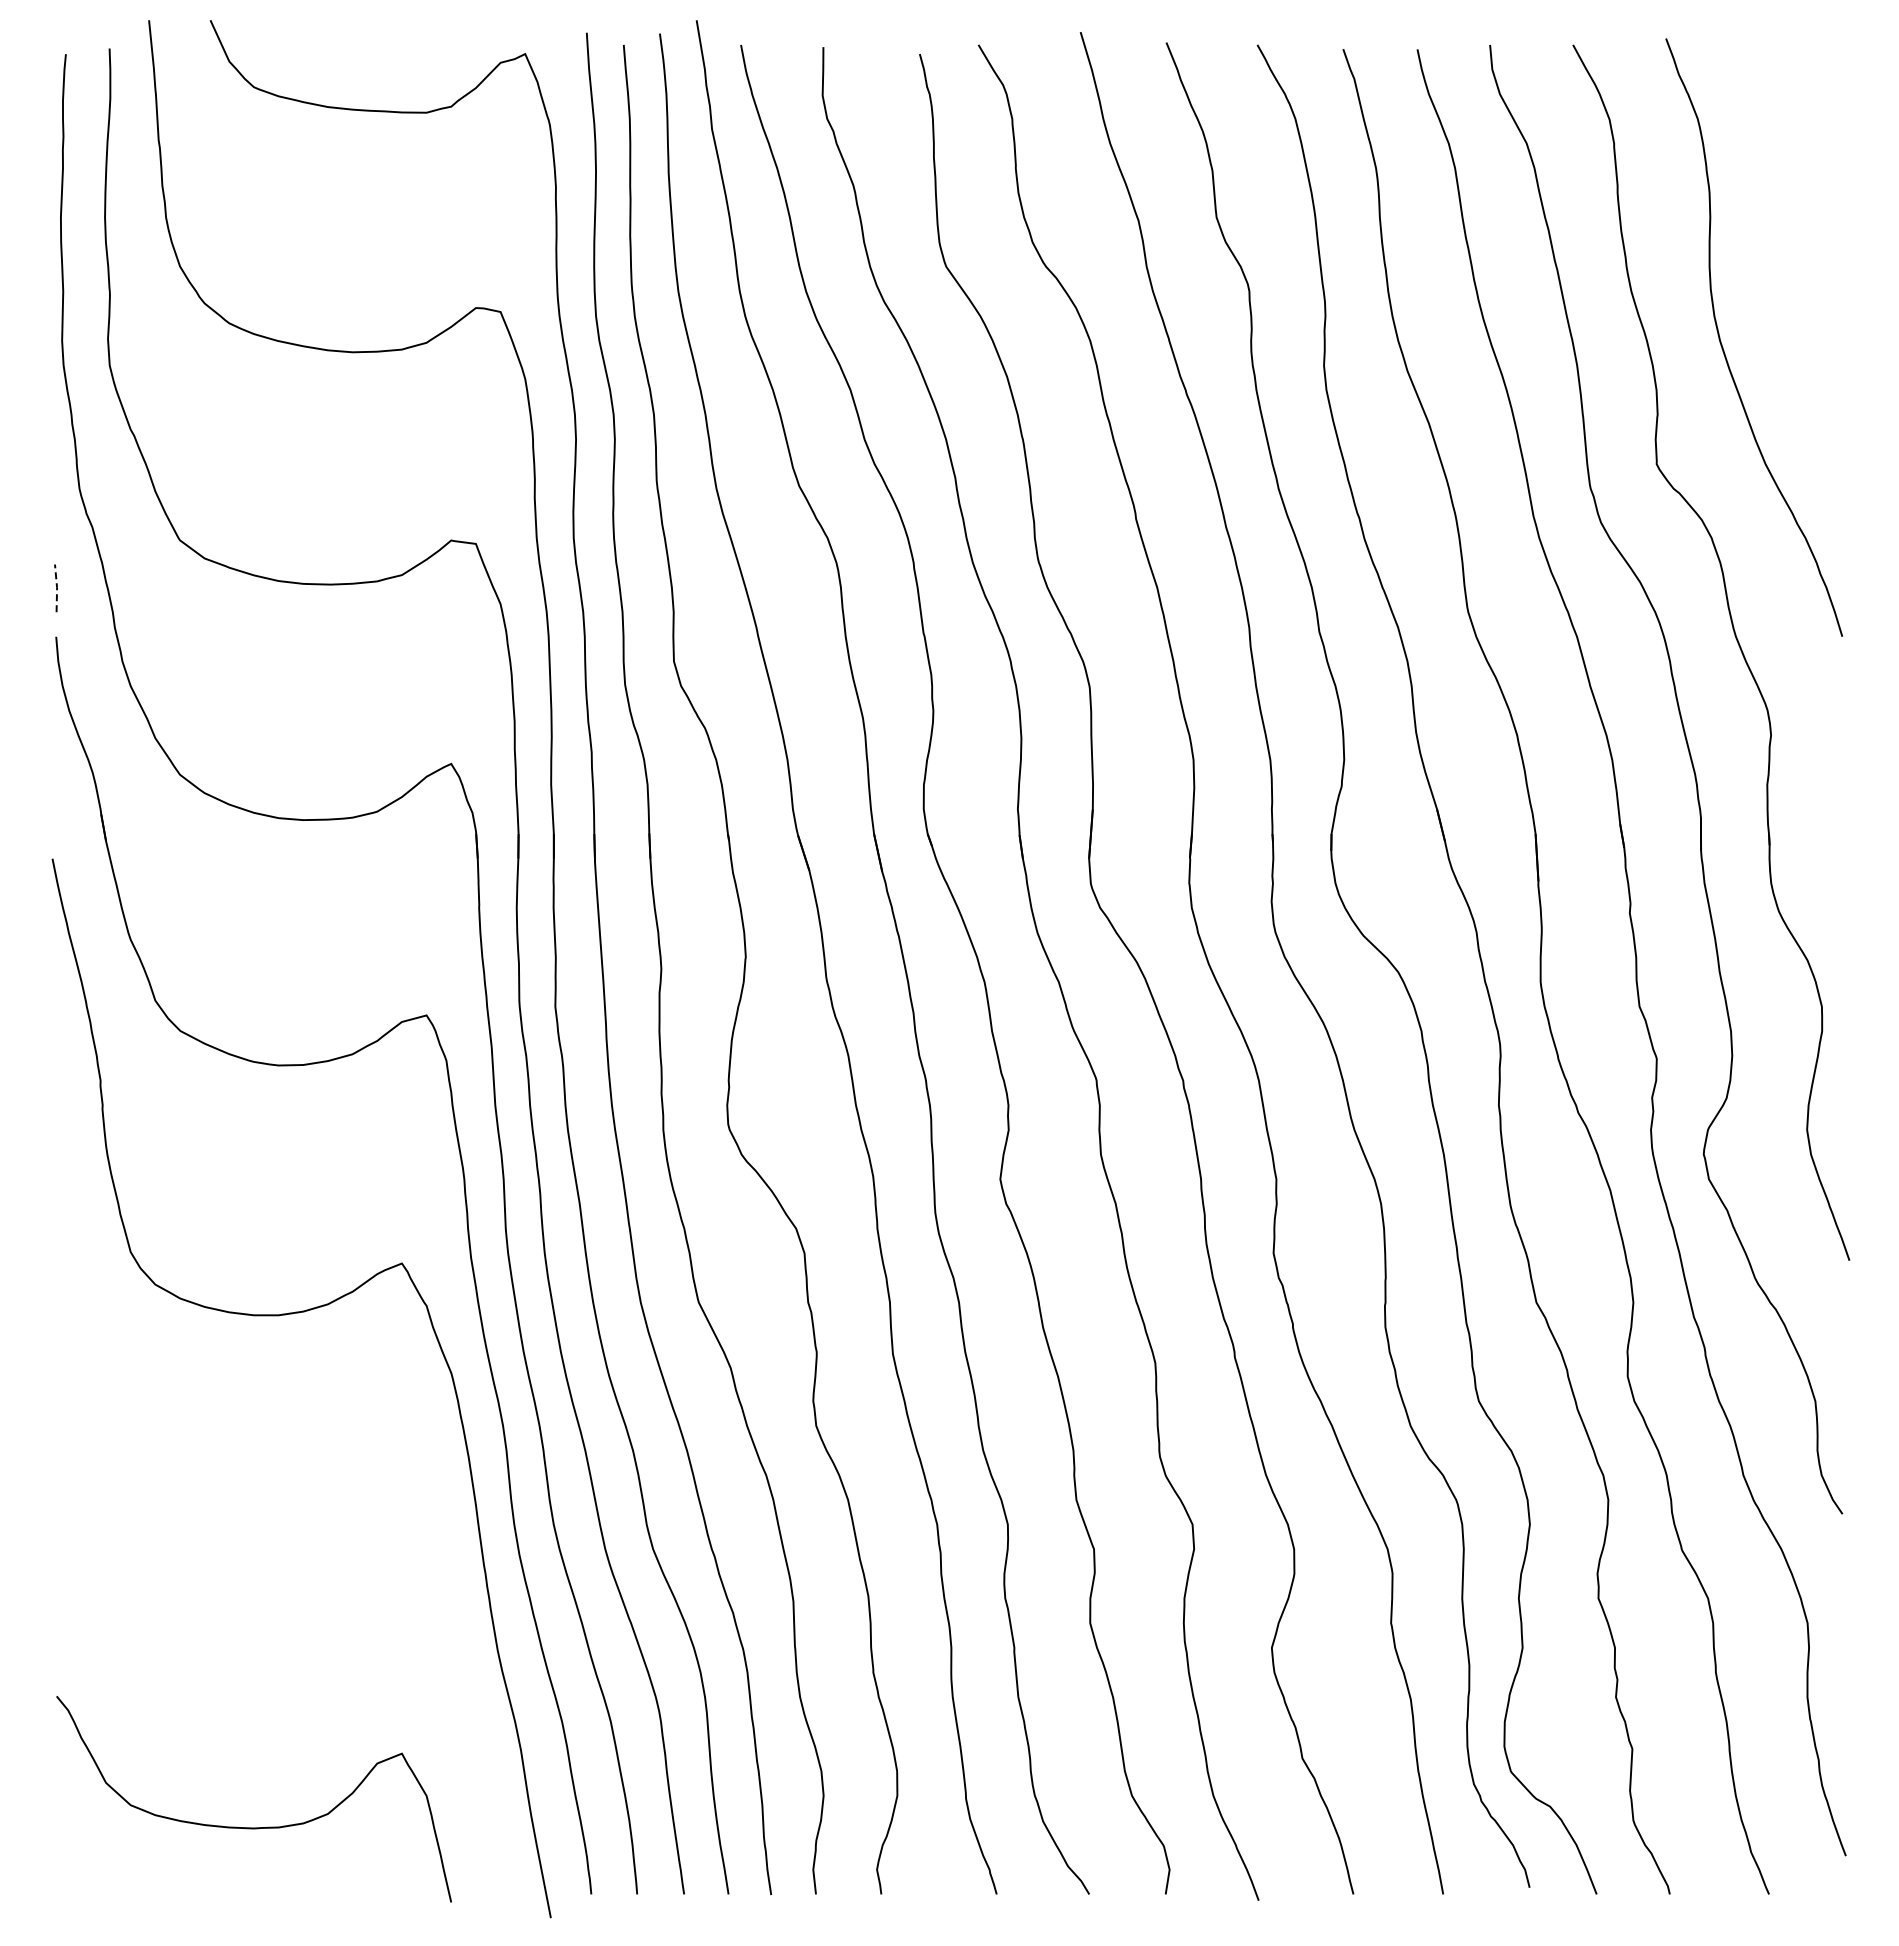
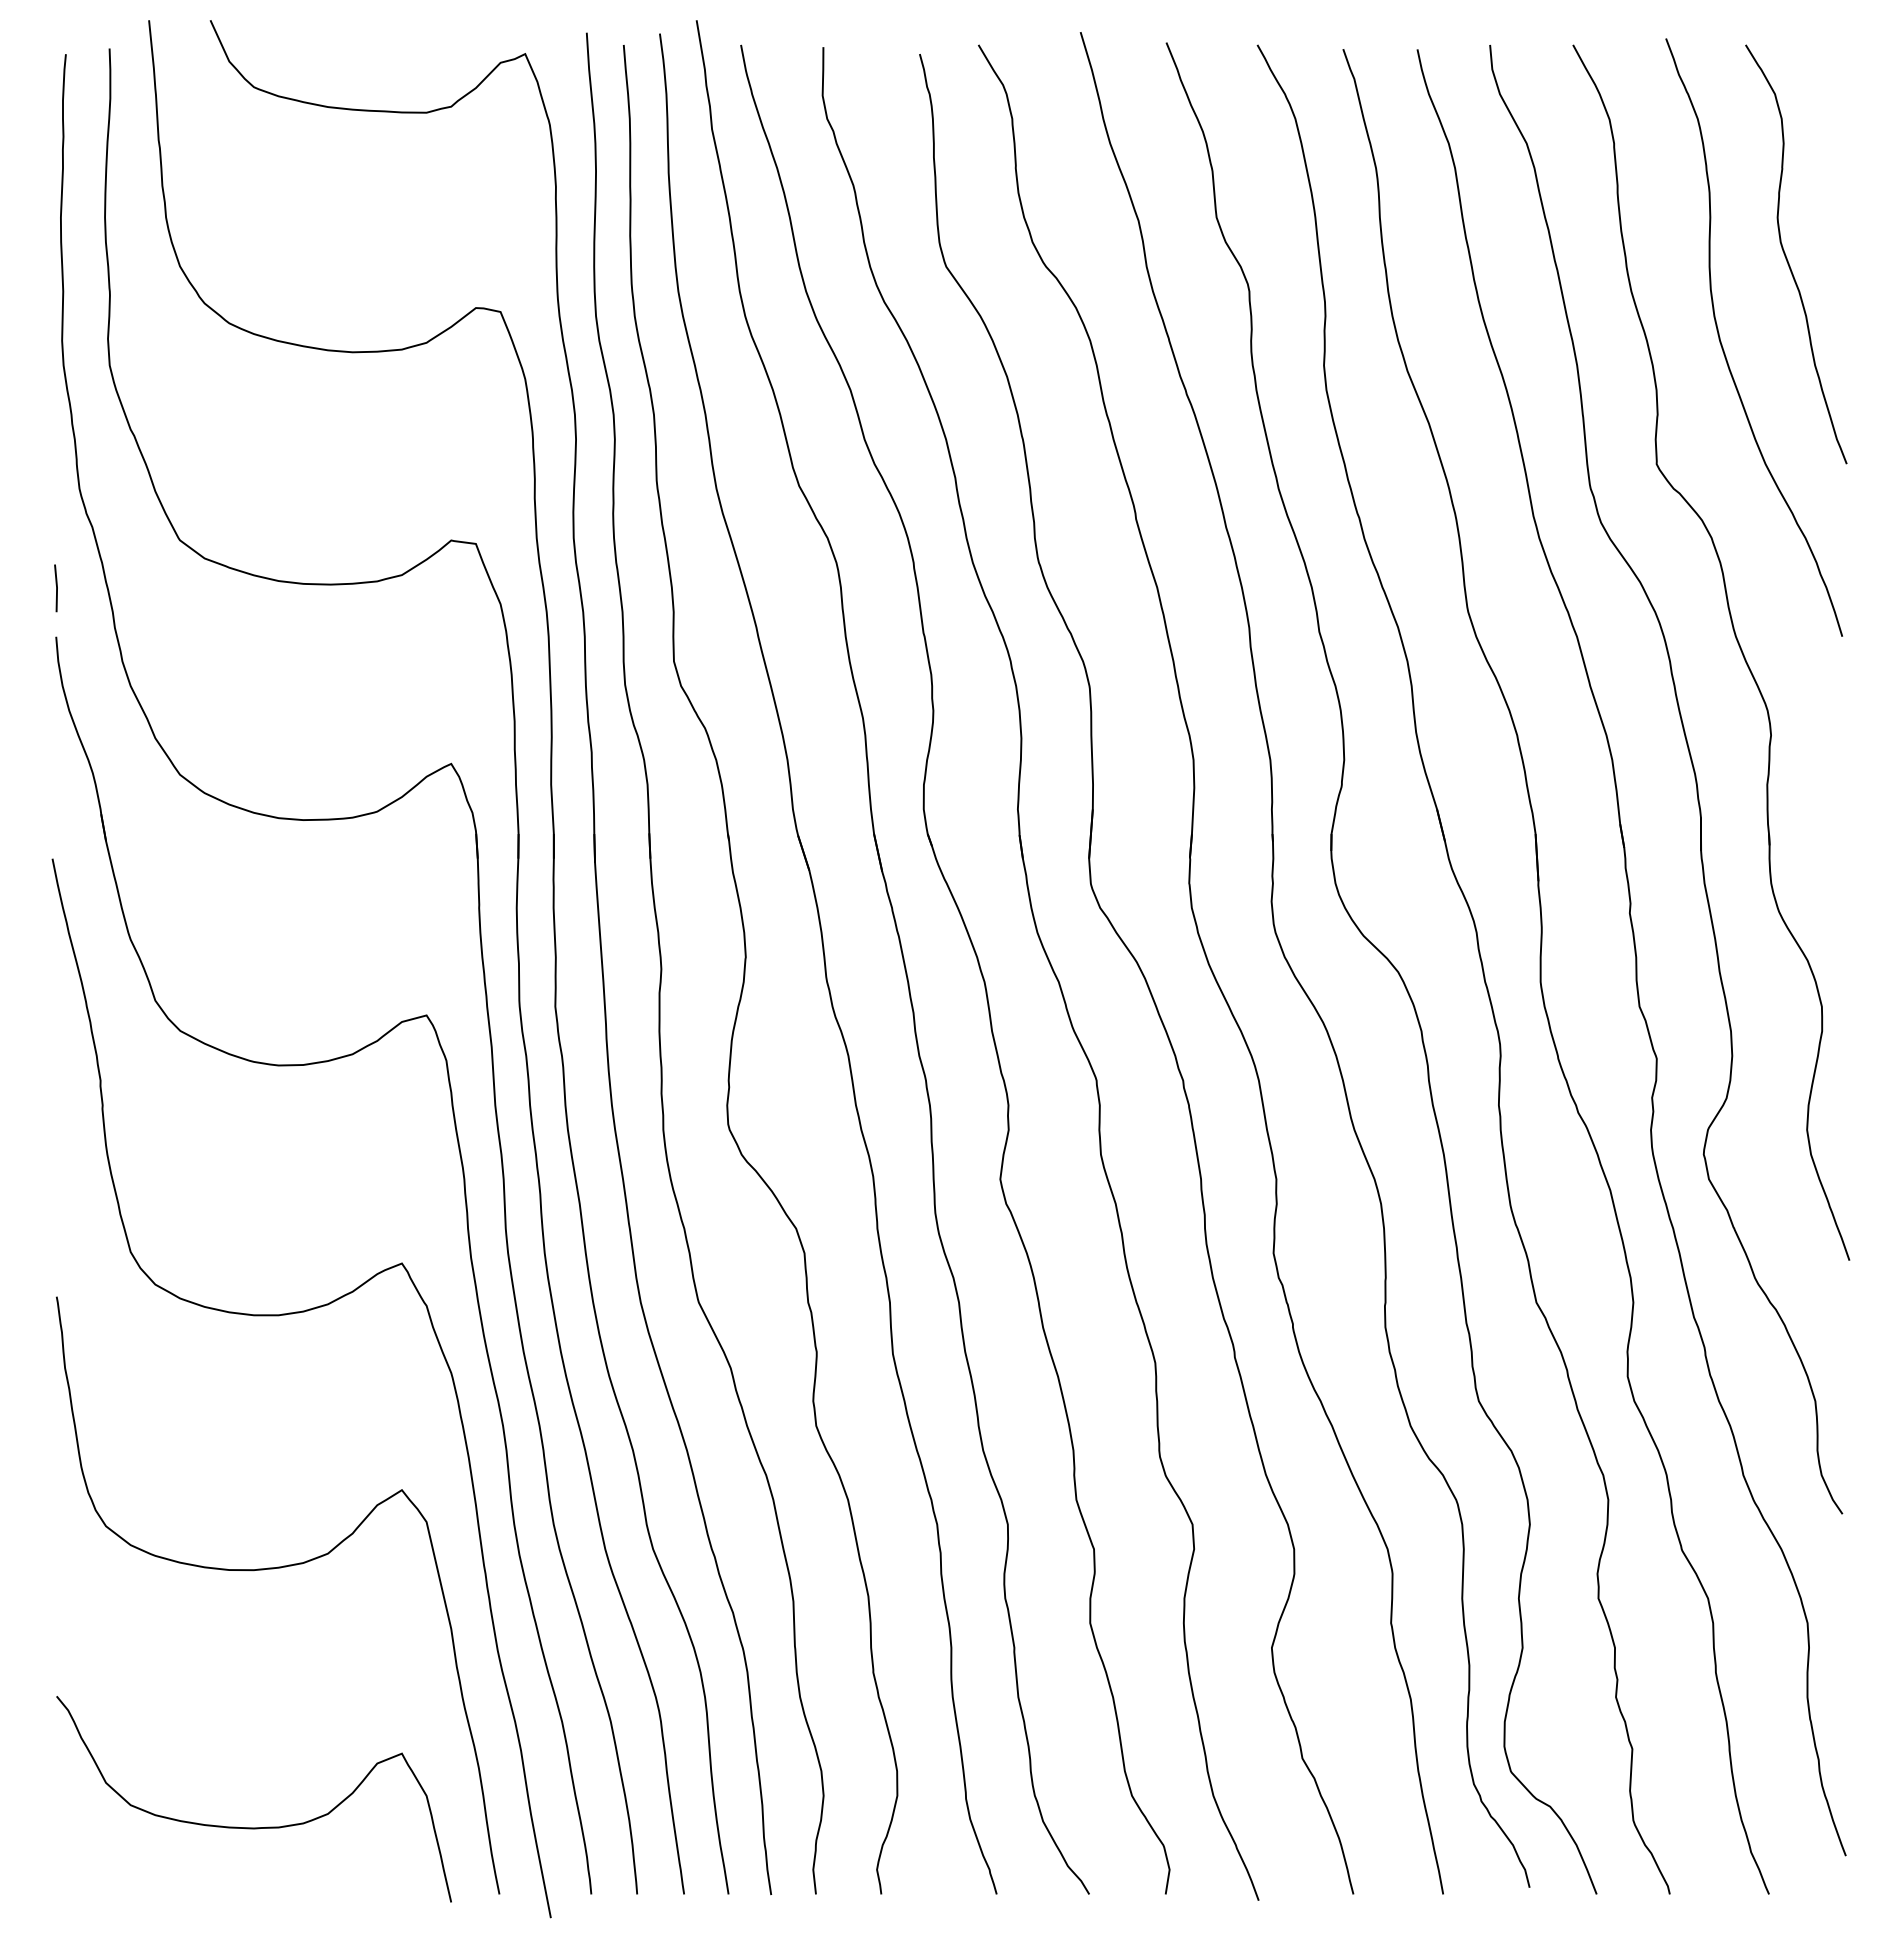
curve: none -> present (1787, 258)
line: dashed -> solid (57, 587)
curve: none -> present (273, 1569)
